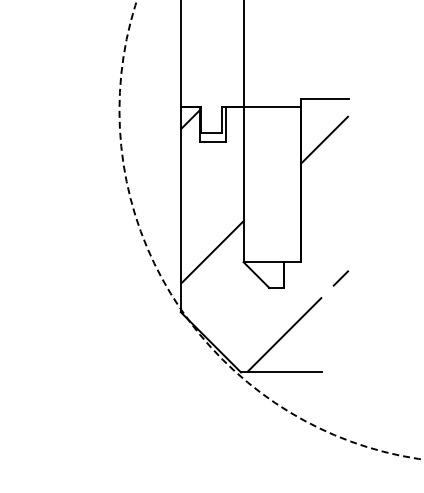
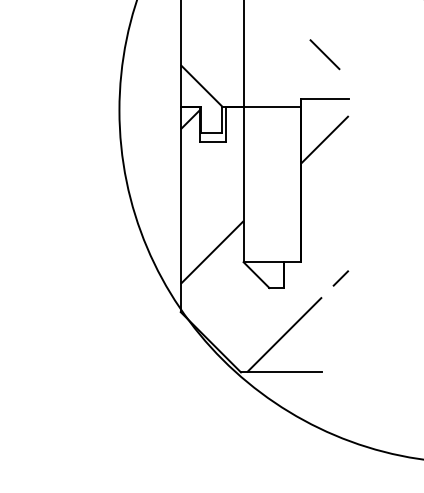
hatch: none -> present (260, 73)
circle: dashed -> solid (271, 229)
